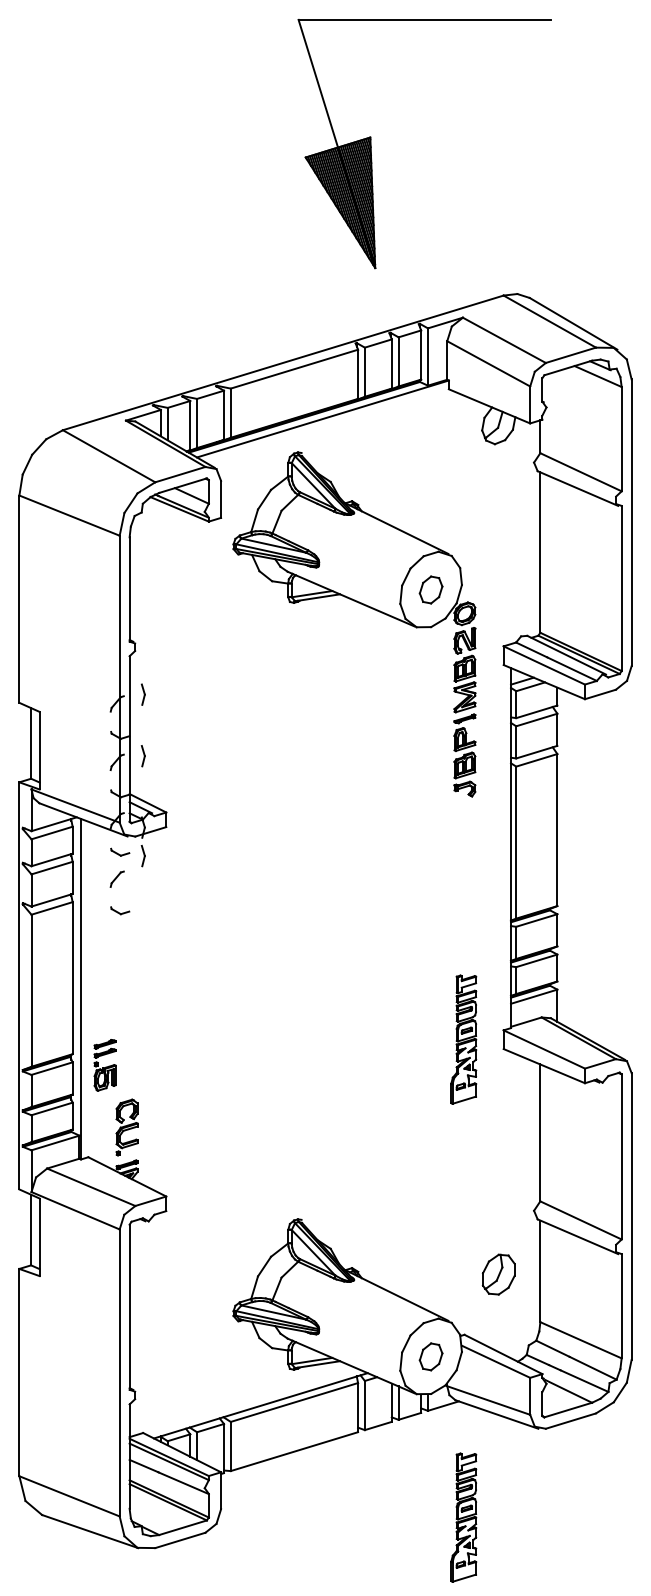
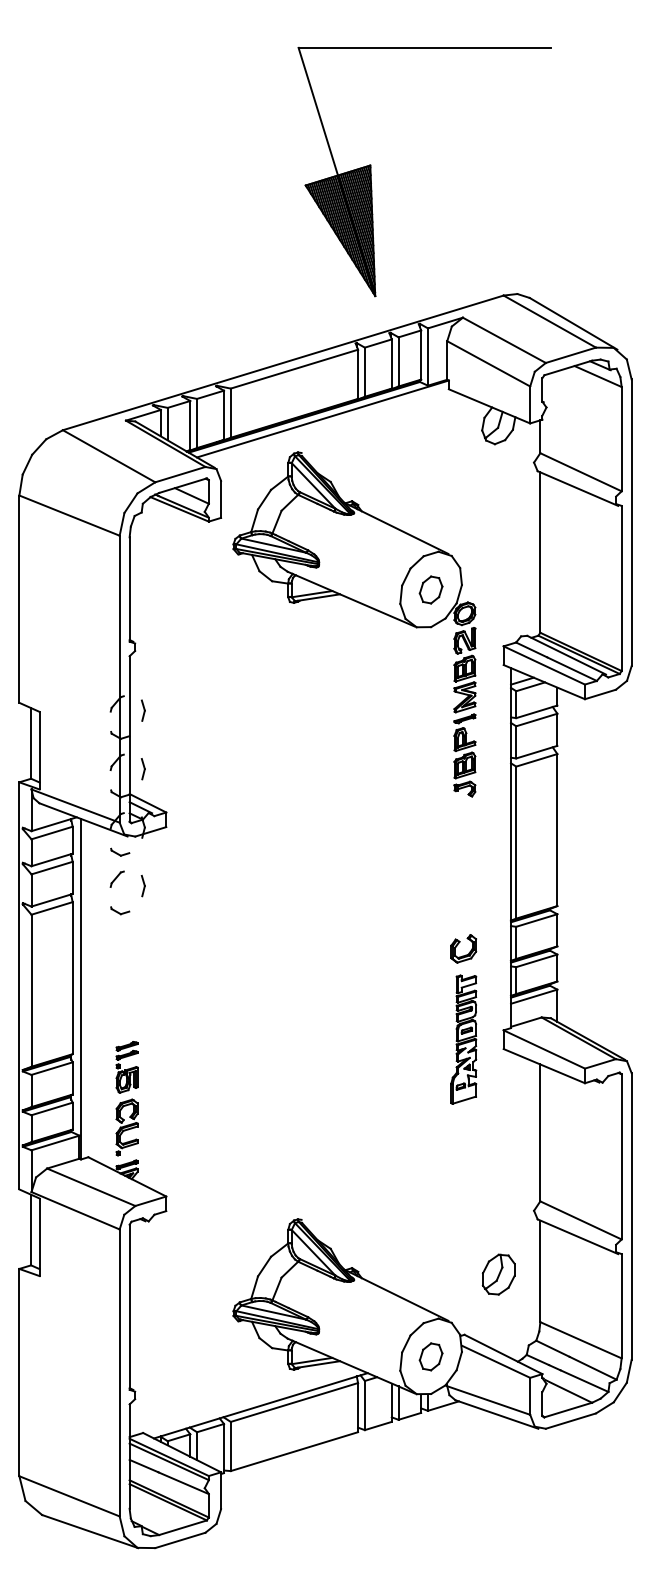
part position: (371, 144) -> (371, 172) (371, 172)
part position: (142, 694) -> (142, 710) (142, 710)
part position: (142, 756) -> (142, 769) (142, 769)
part position: (142, 855) -> (142, 885) (142, 885)
part: none -> present (457, 946)
part position: (104, 1065) -> (126, 1067) (126, 1067)
part: present -> none (463, 1517)
